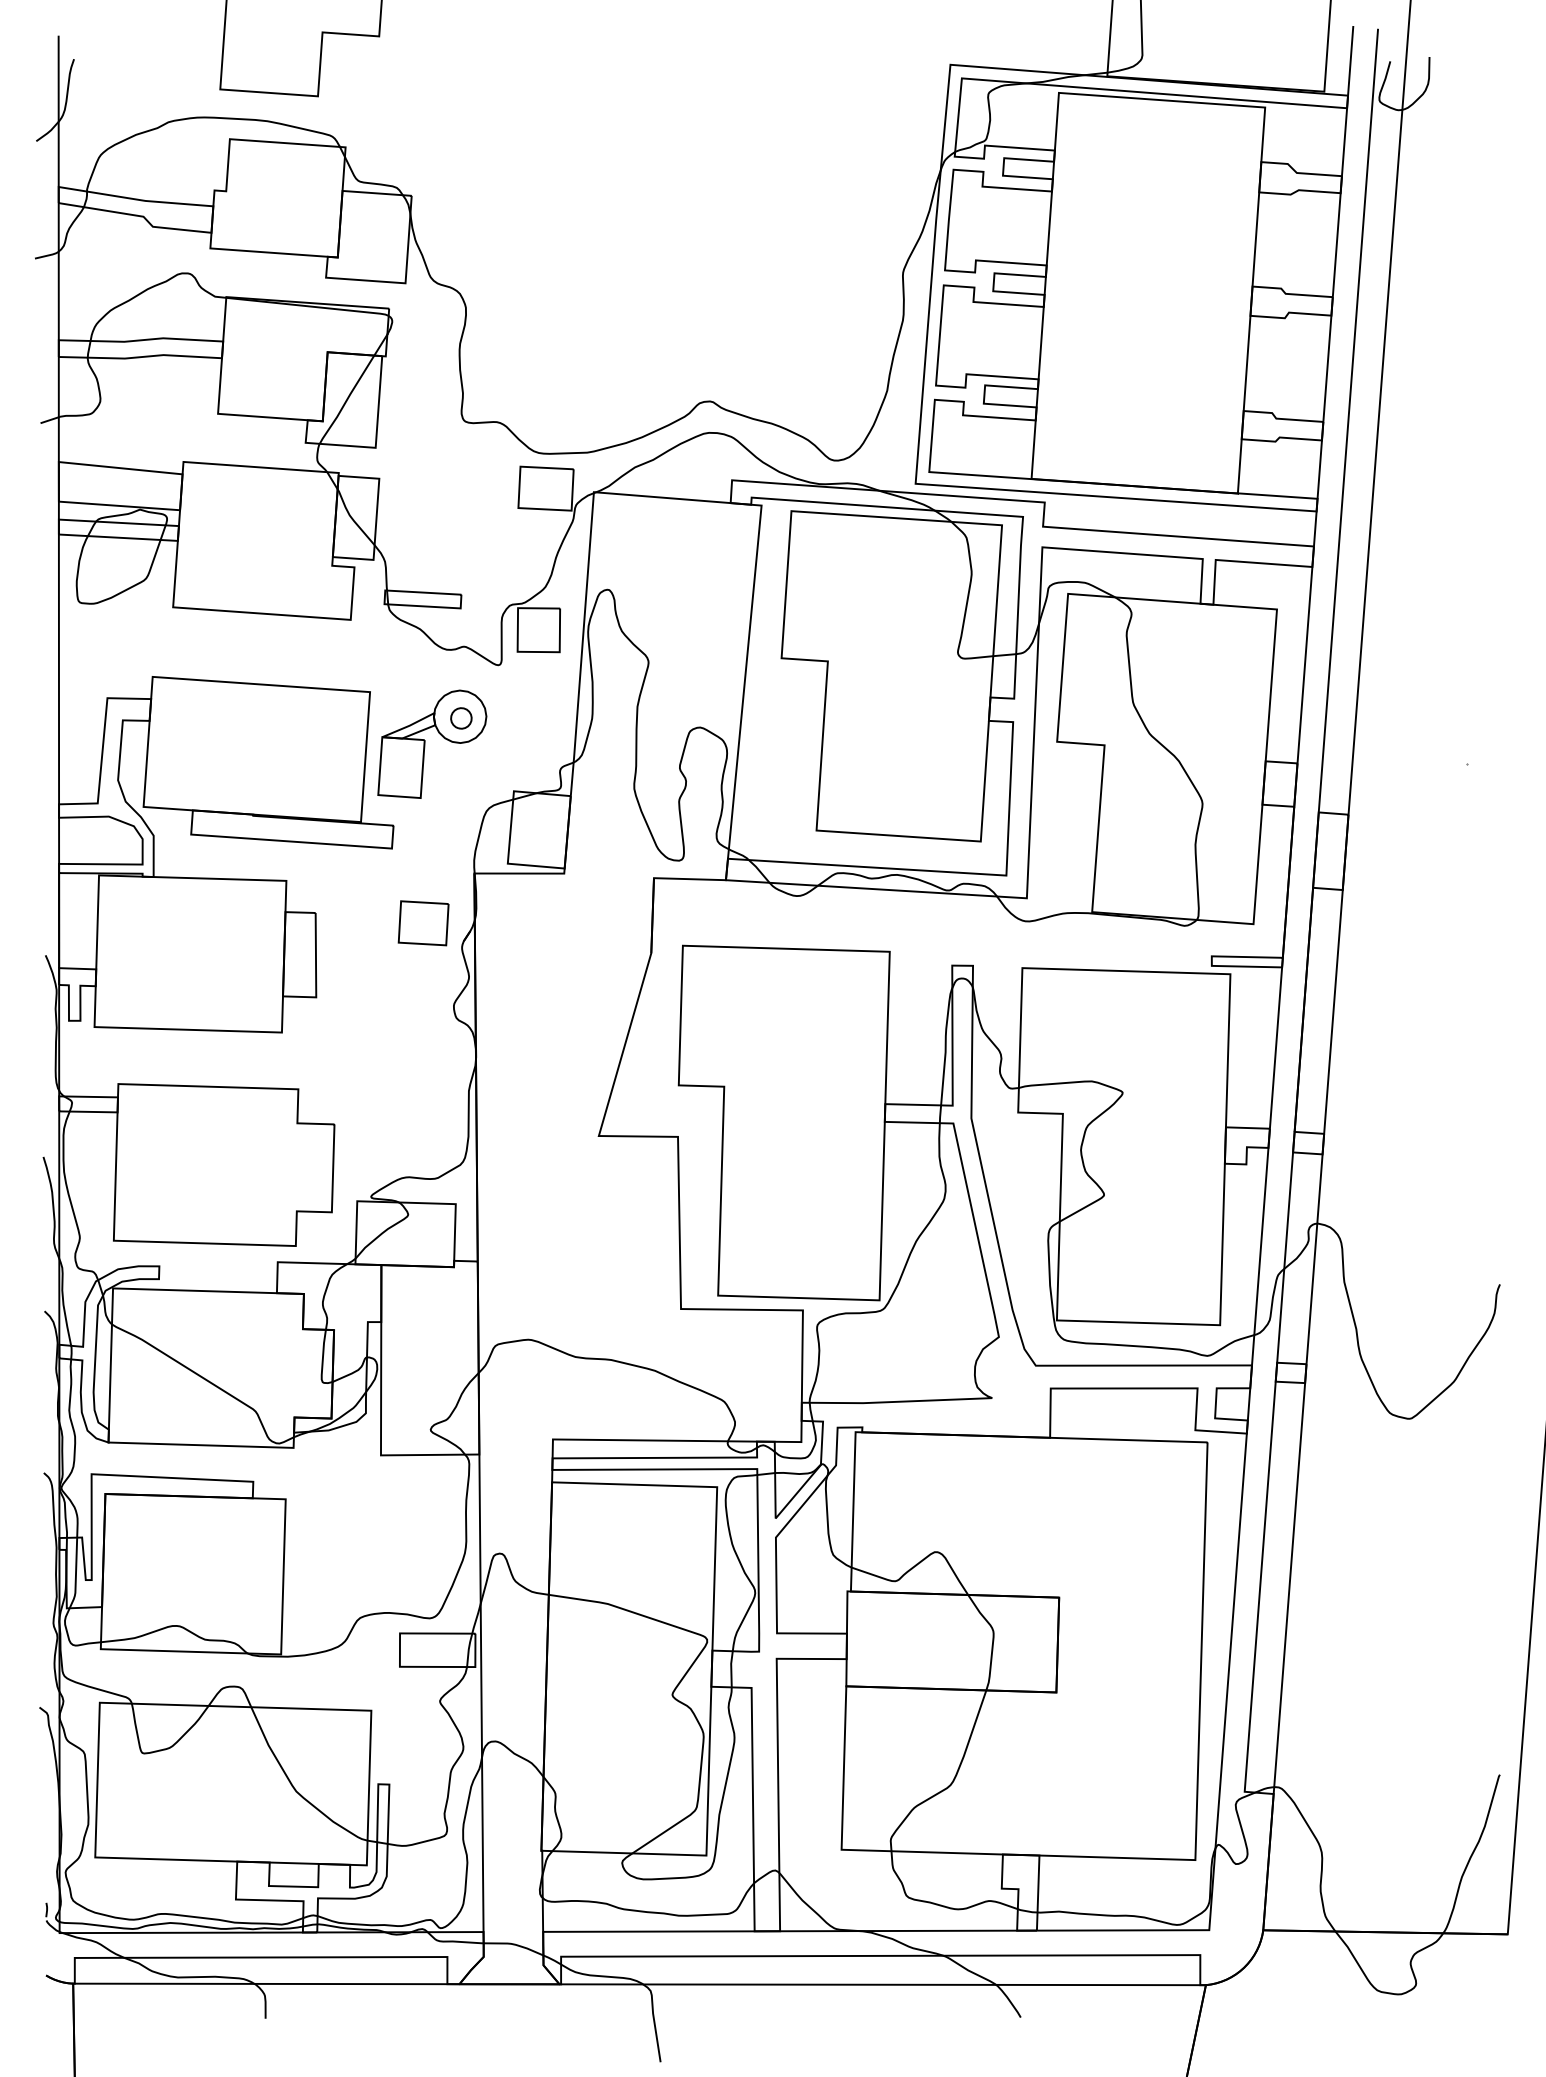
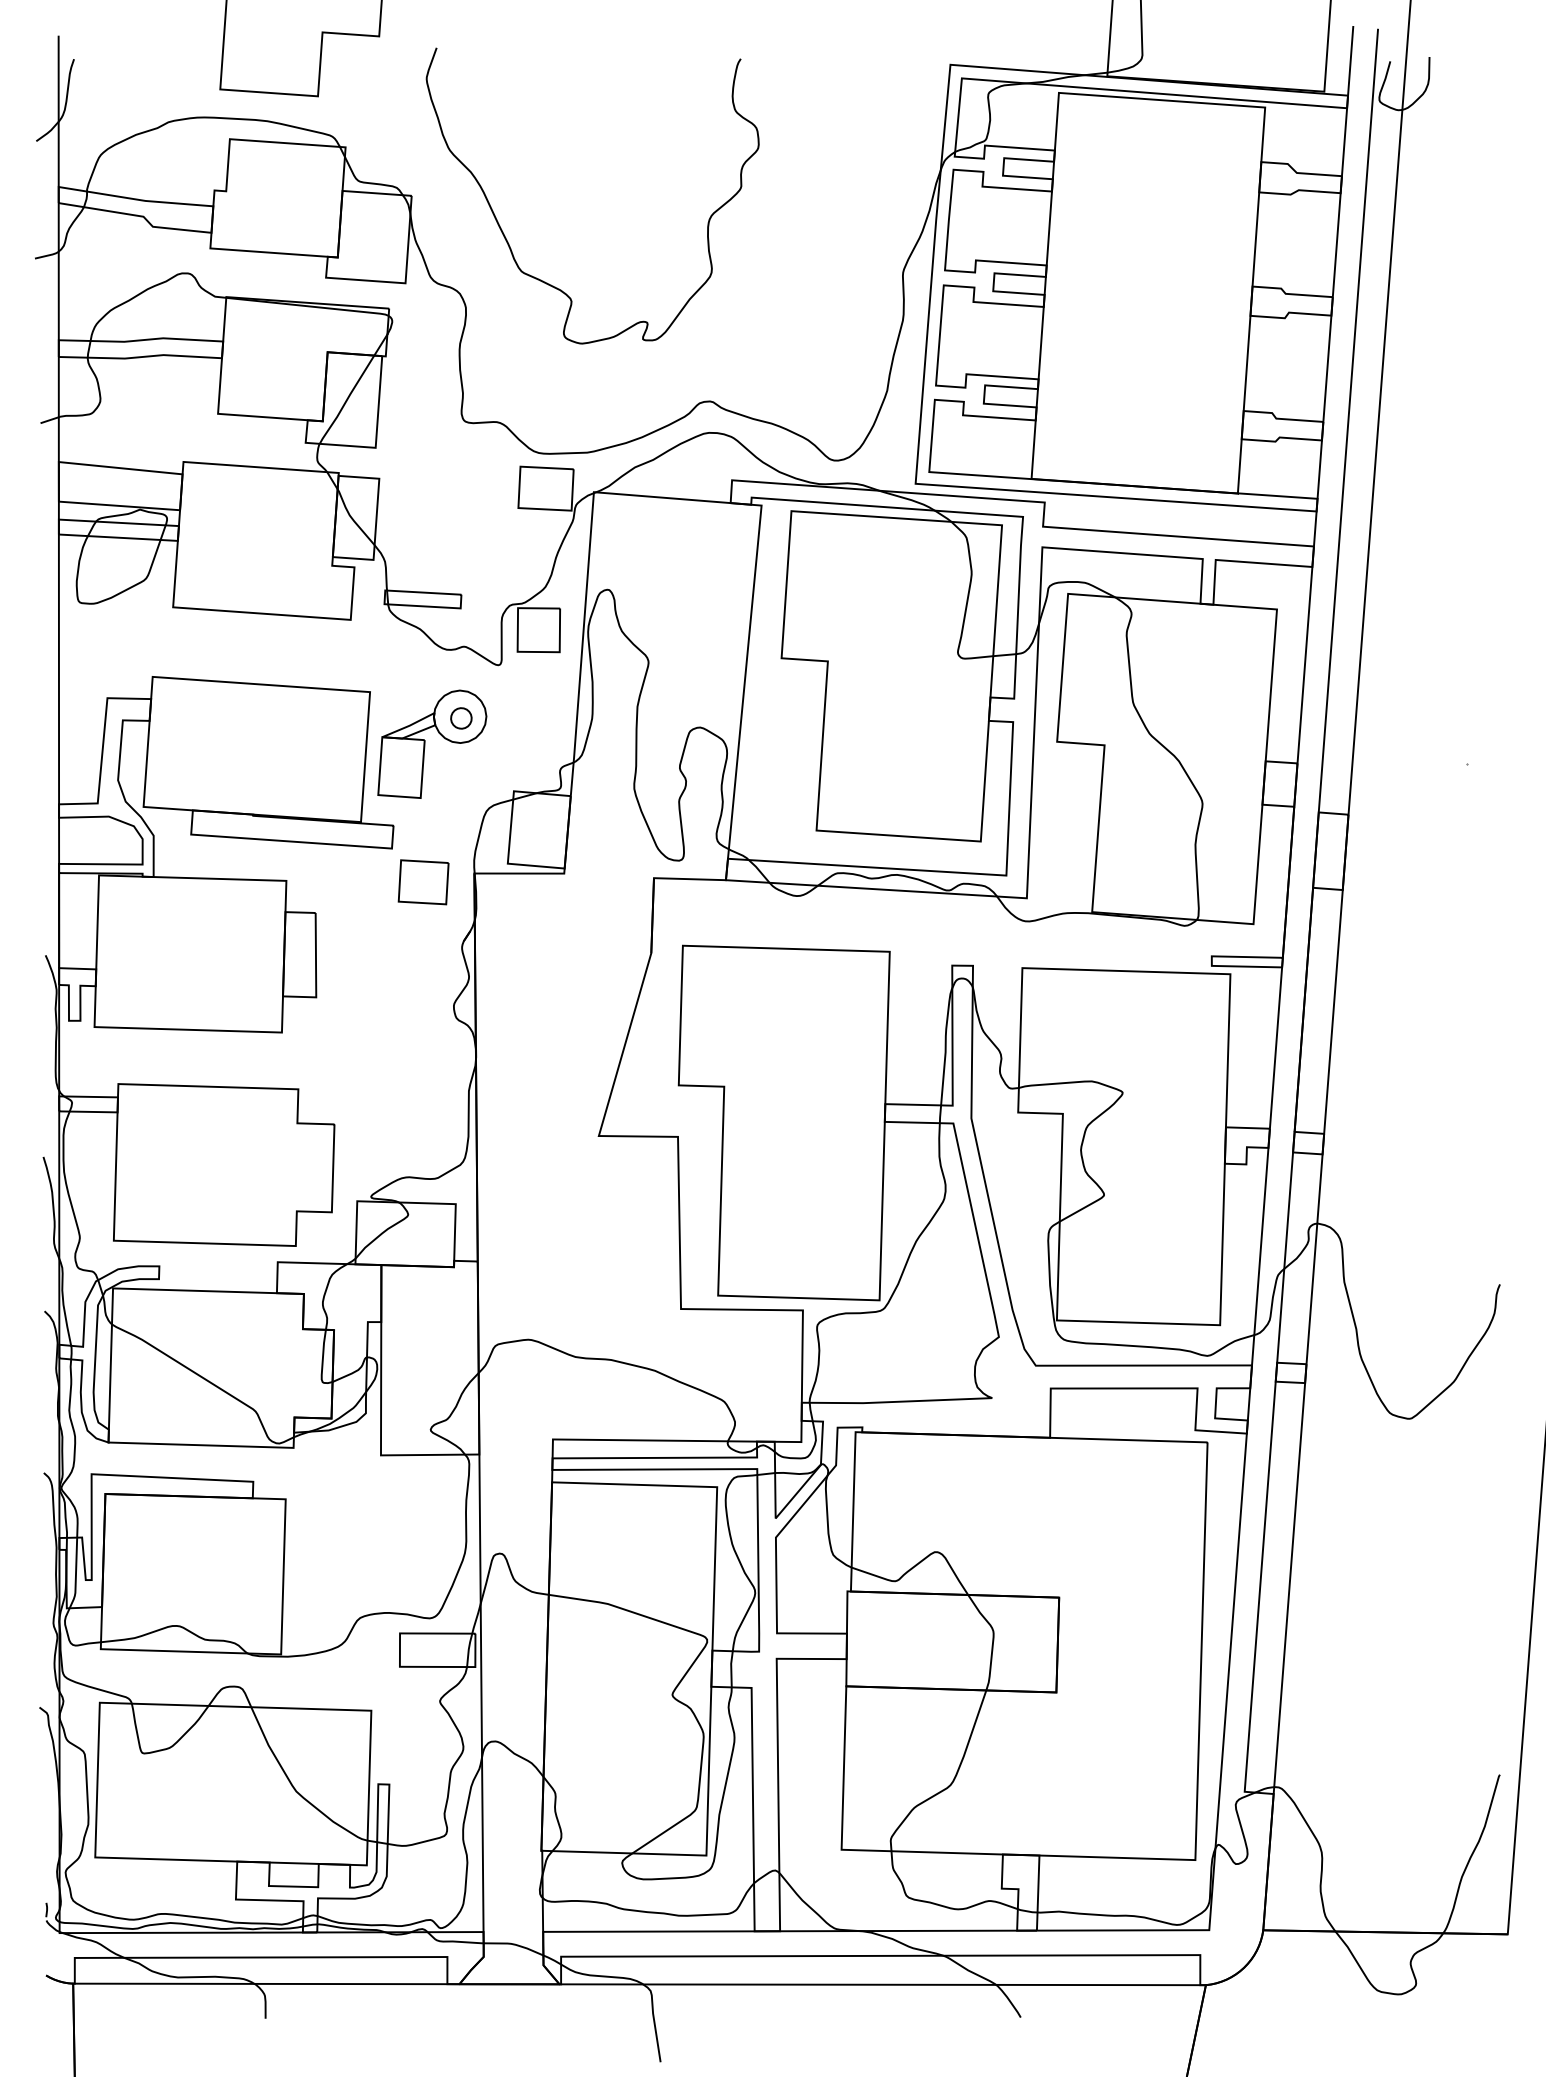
curve: none -> present (506, 237)
part position: (423, 923) -> (423, 882) (423, 882)
